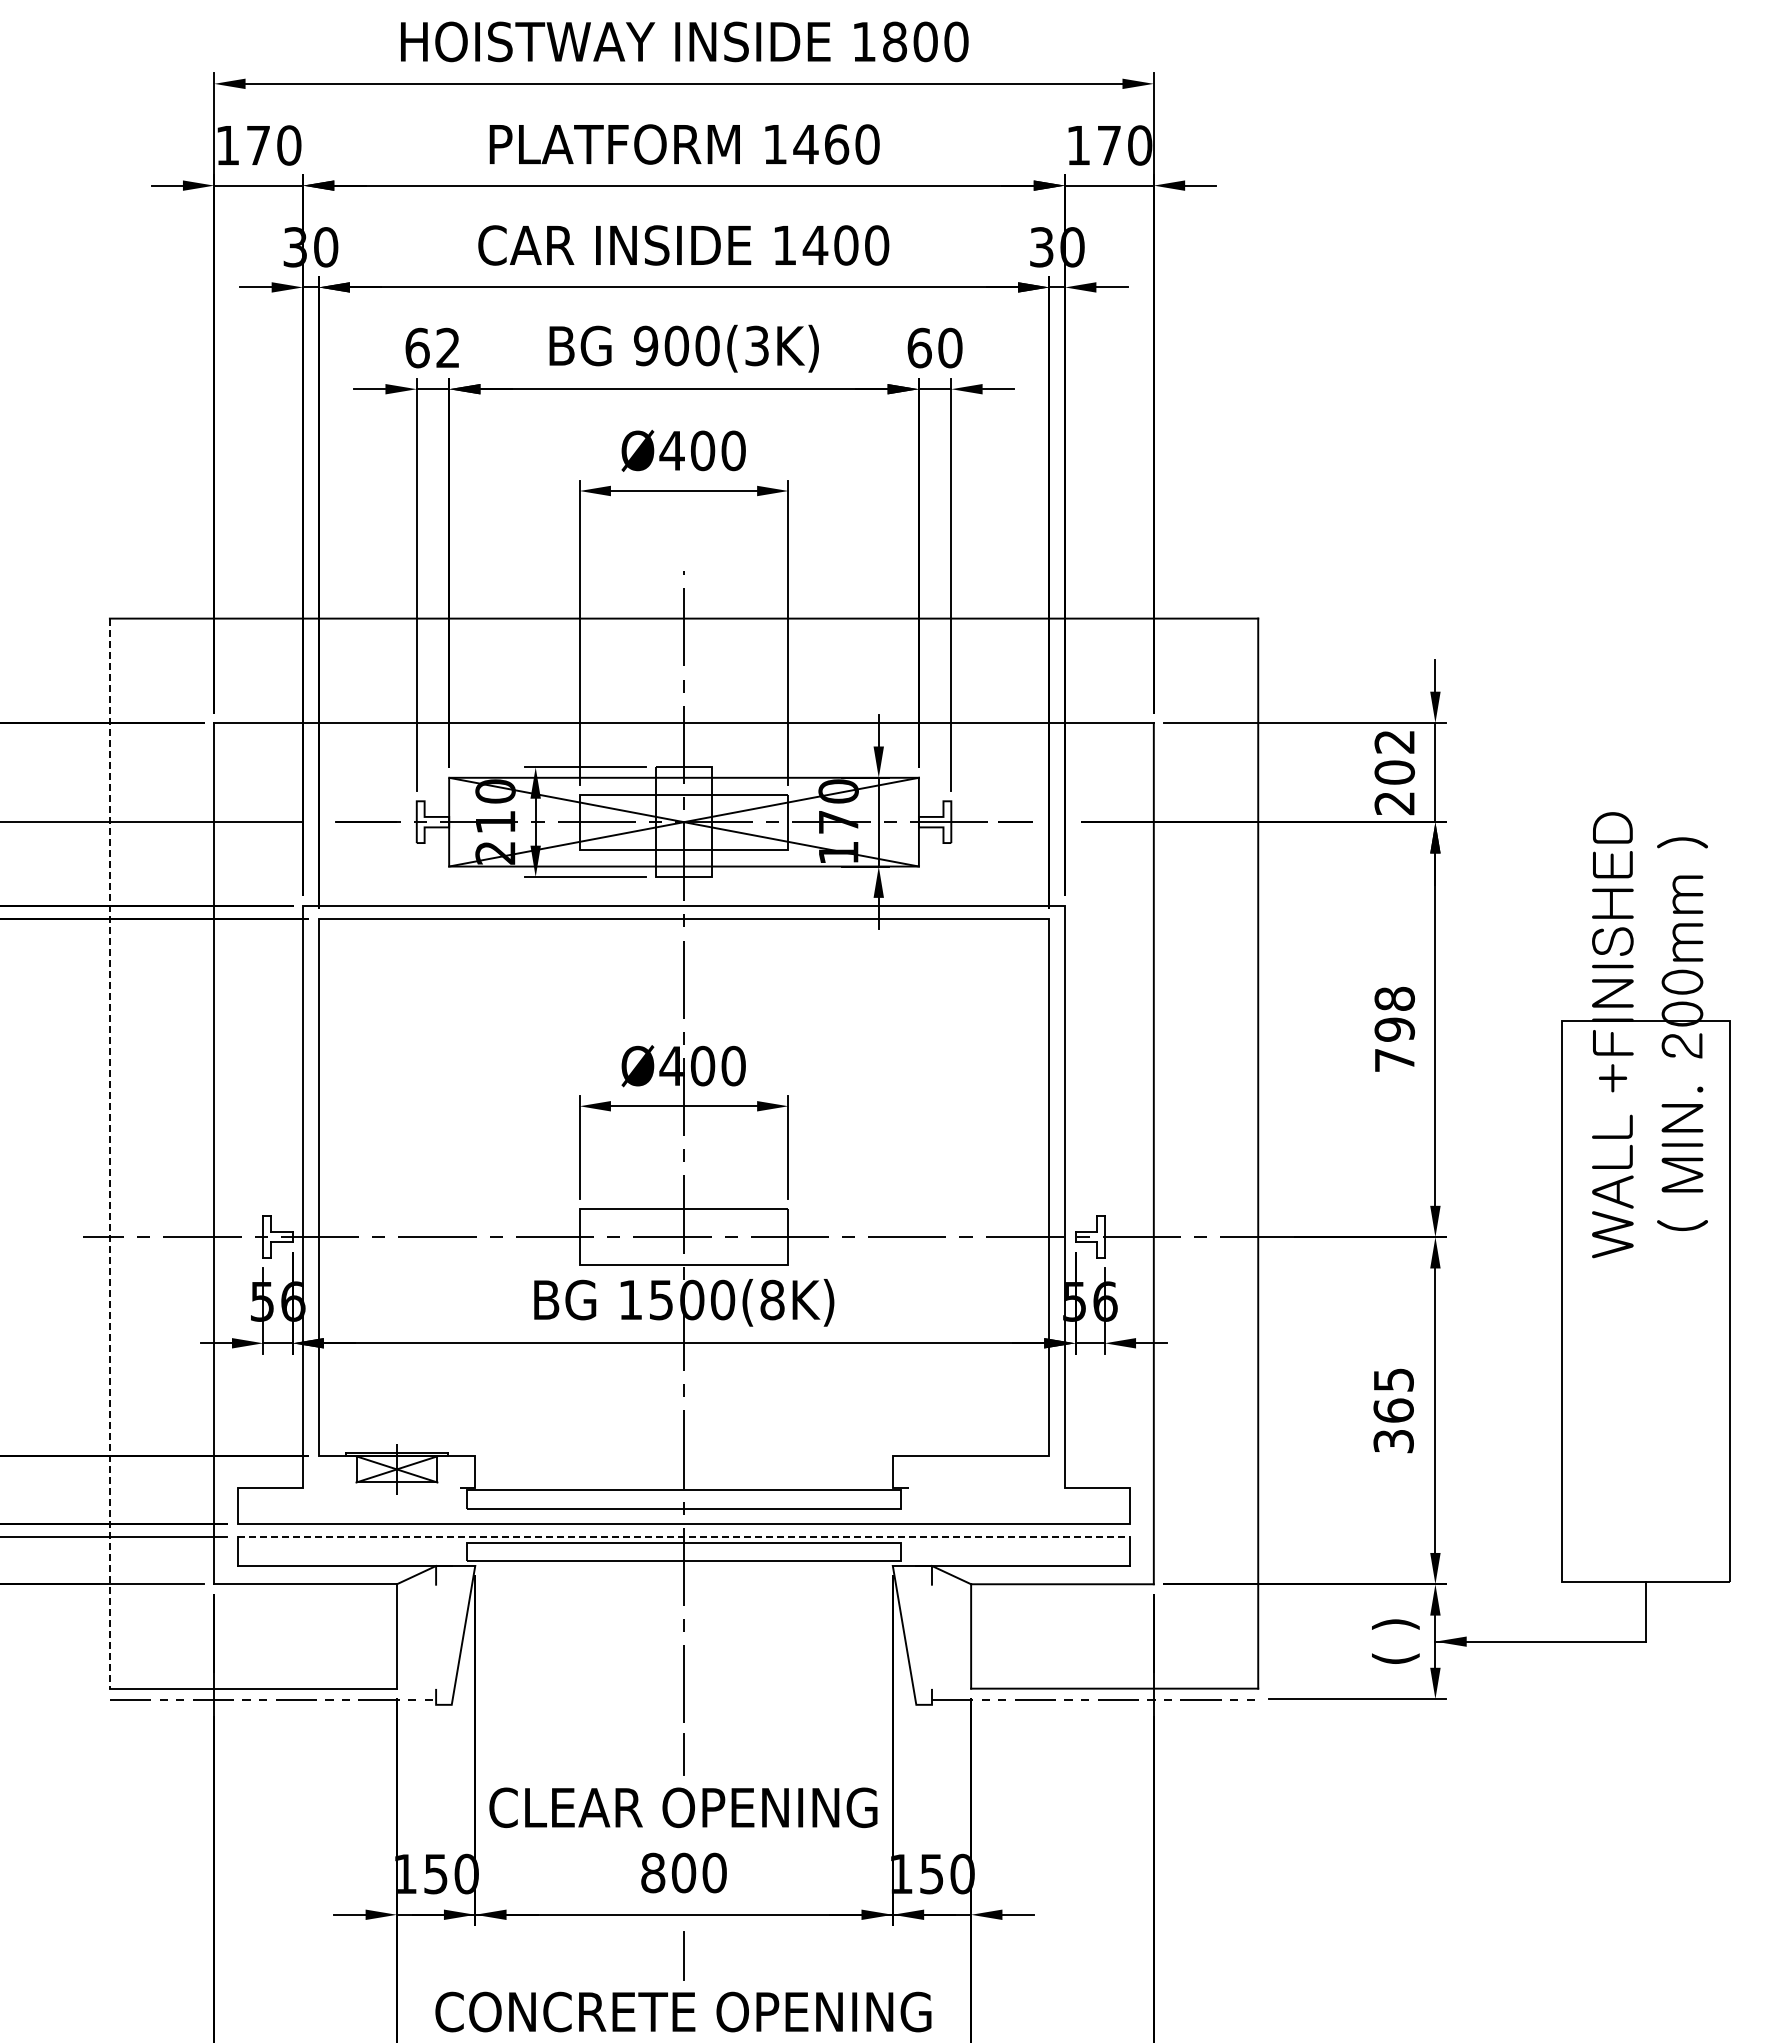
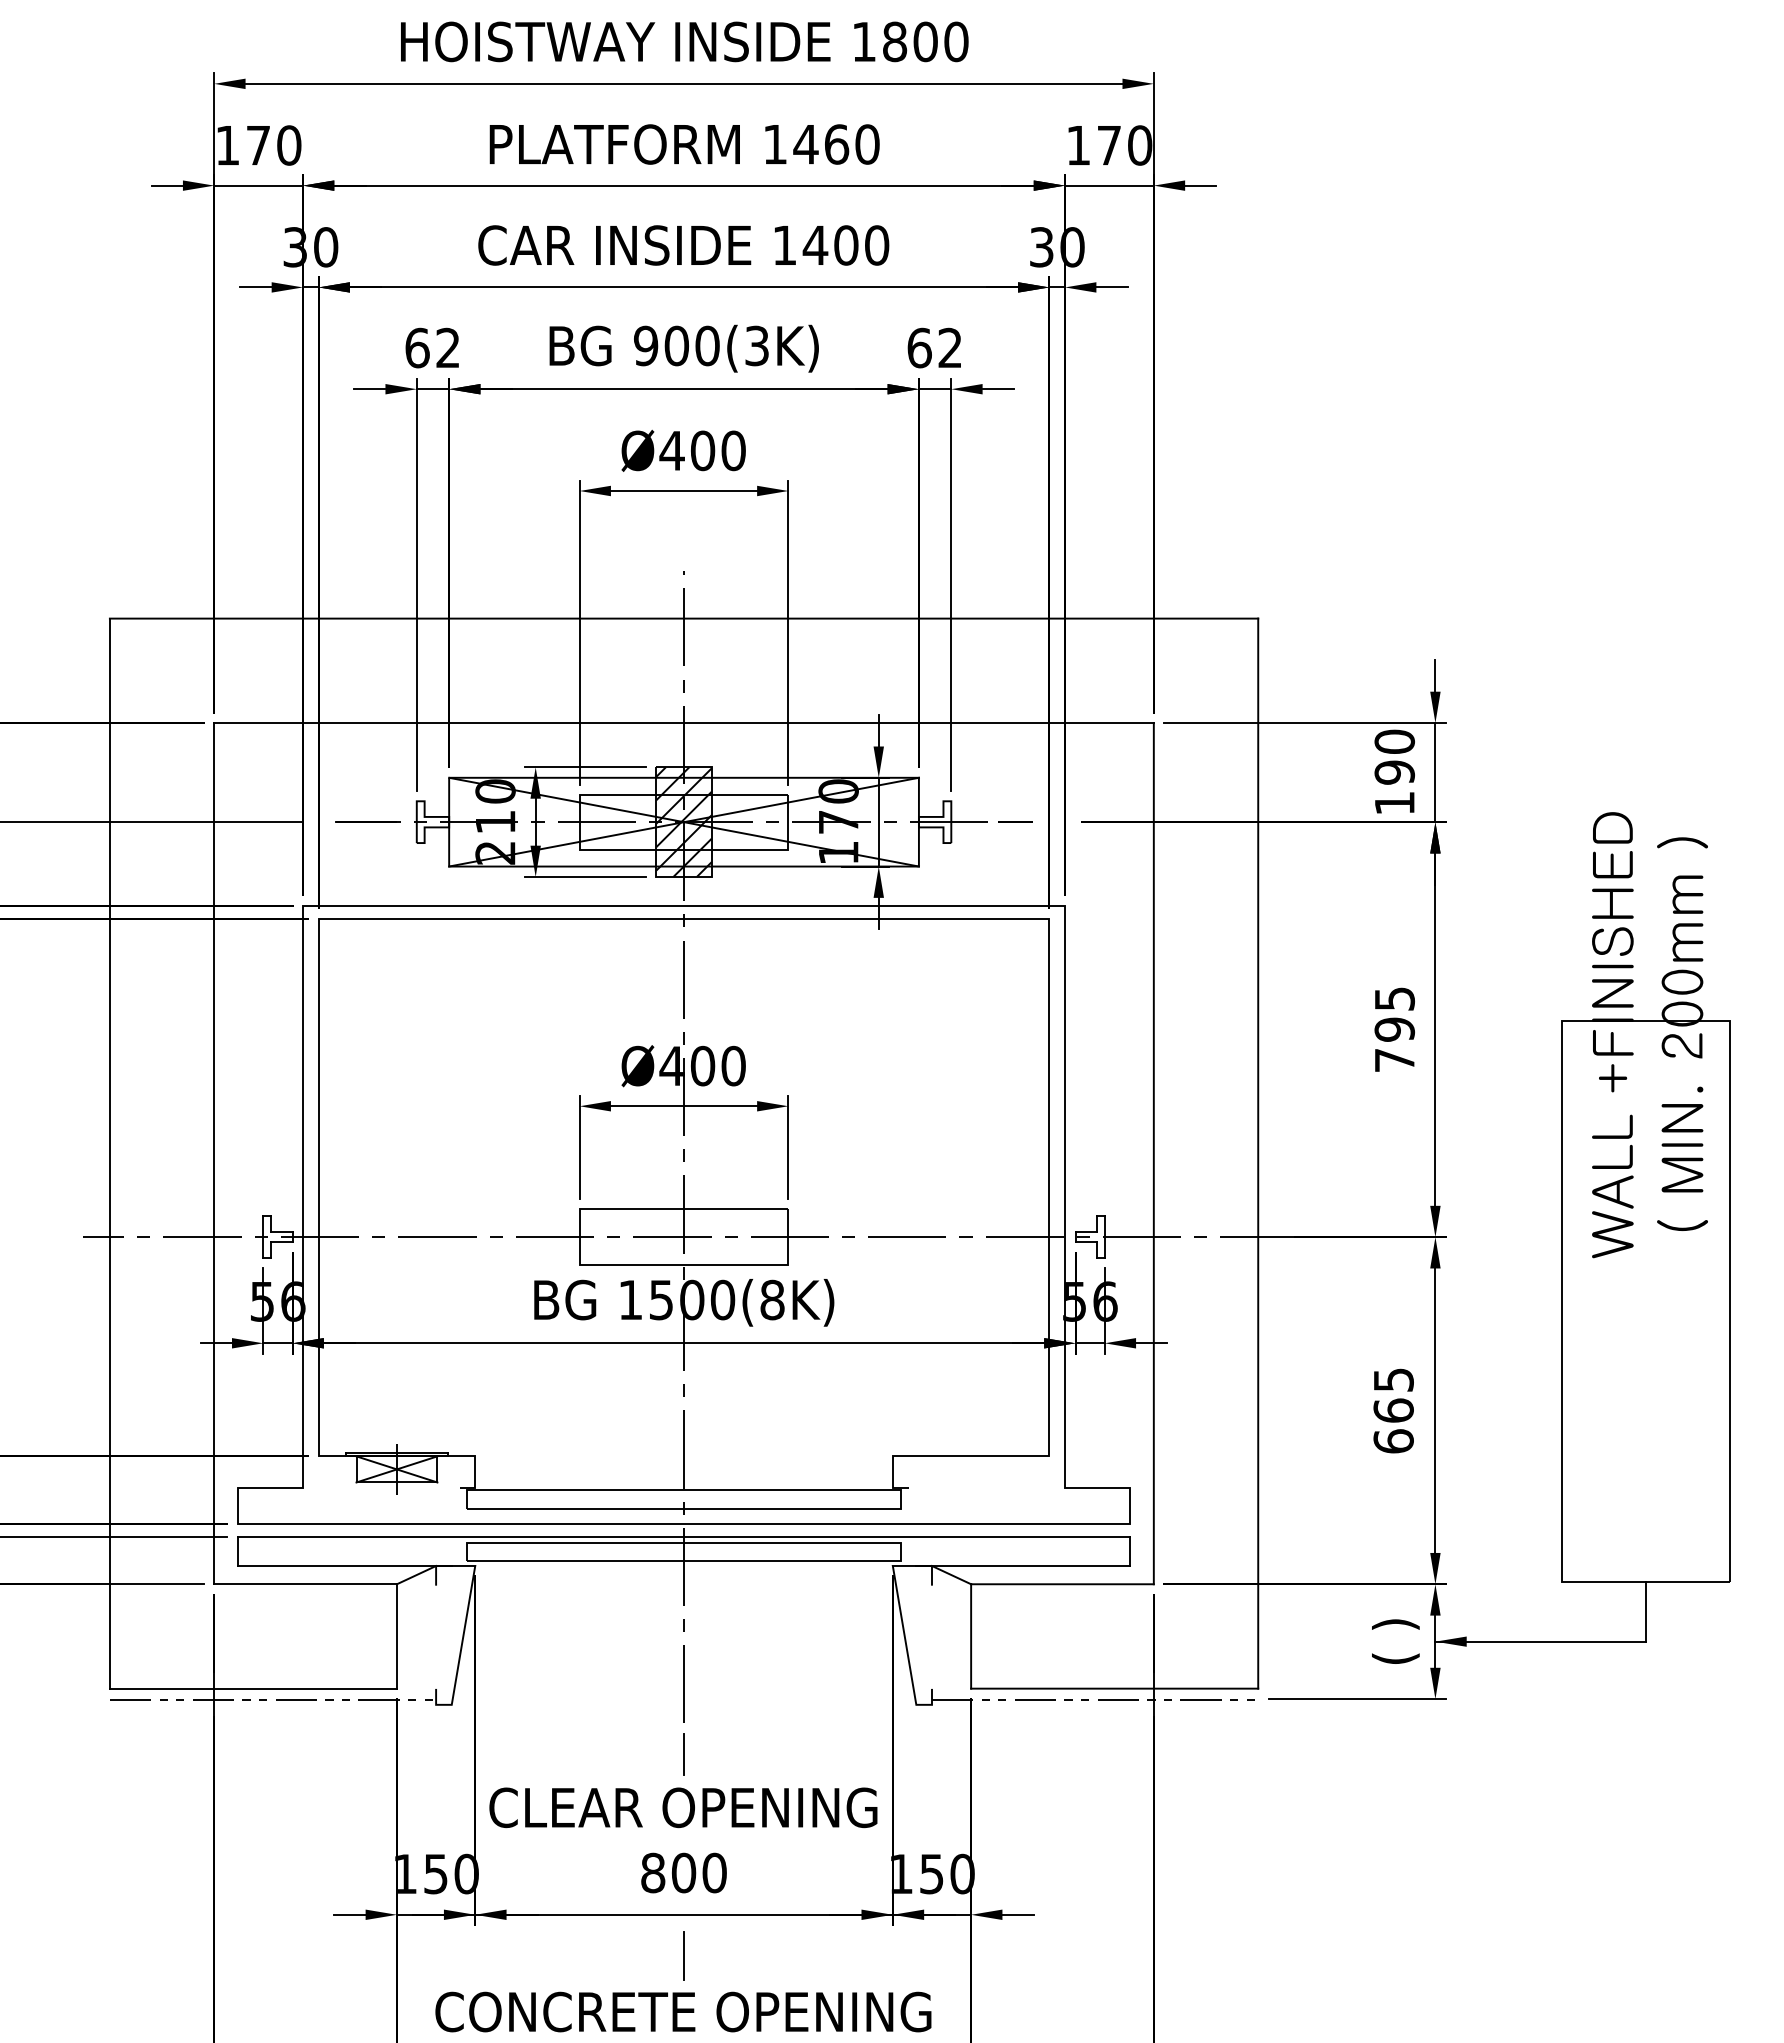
text: 60 -> 62 (950, 347)
text: 202 -> 190 (1394, 772)
hatch: none -> present (683, 821)
text: 798 -> 795 (1394, 998)
line: dashed -> solid (109, 1154)
text: 365 -> 665 (1393, 1441)
line: dashed -> solid (684, 1537)
